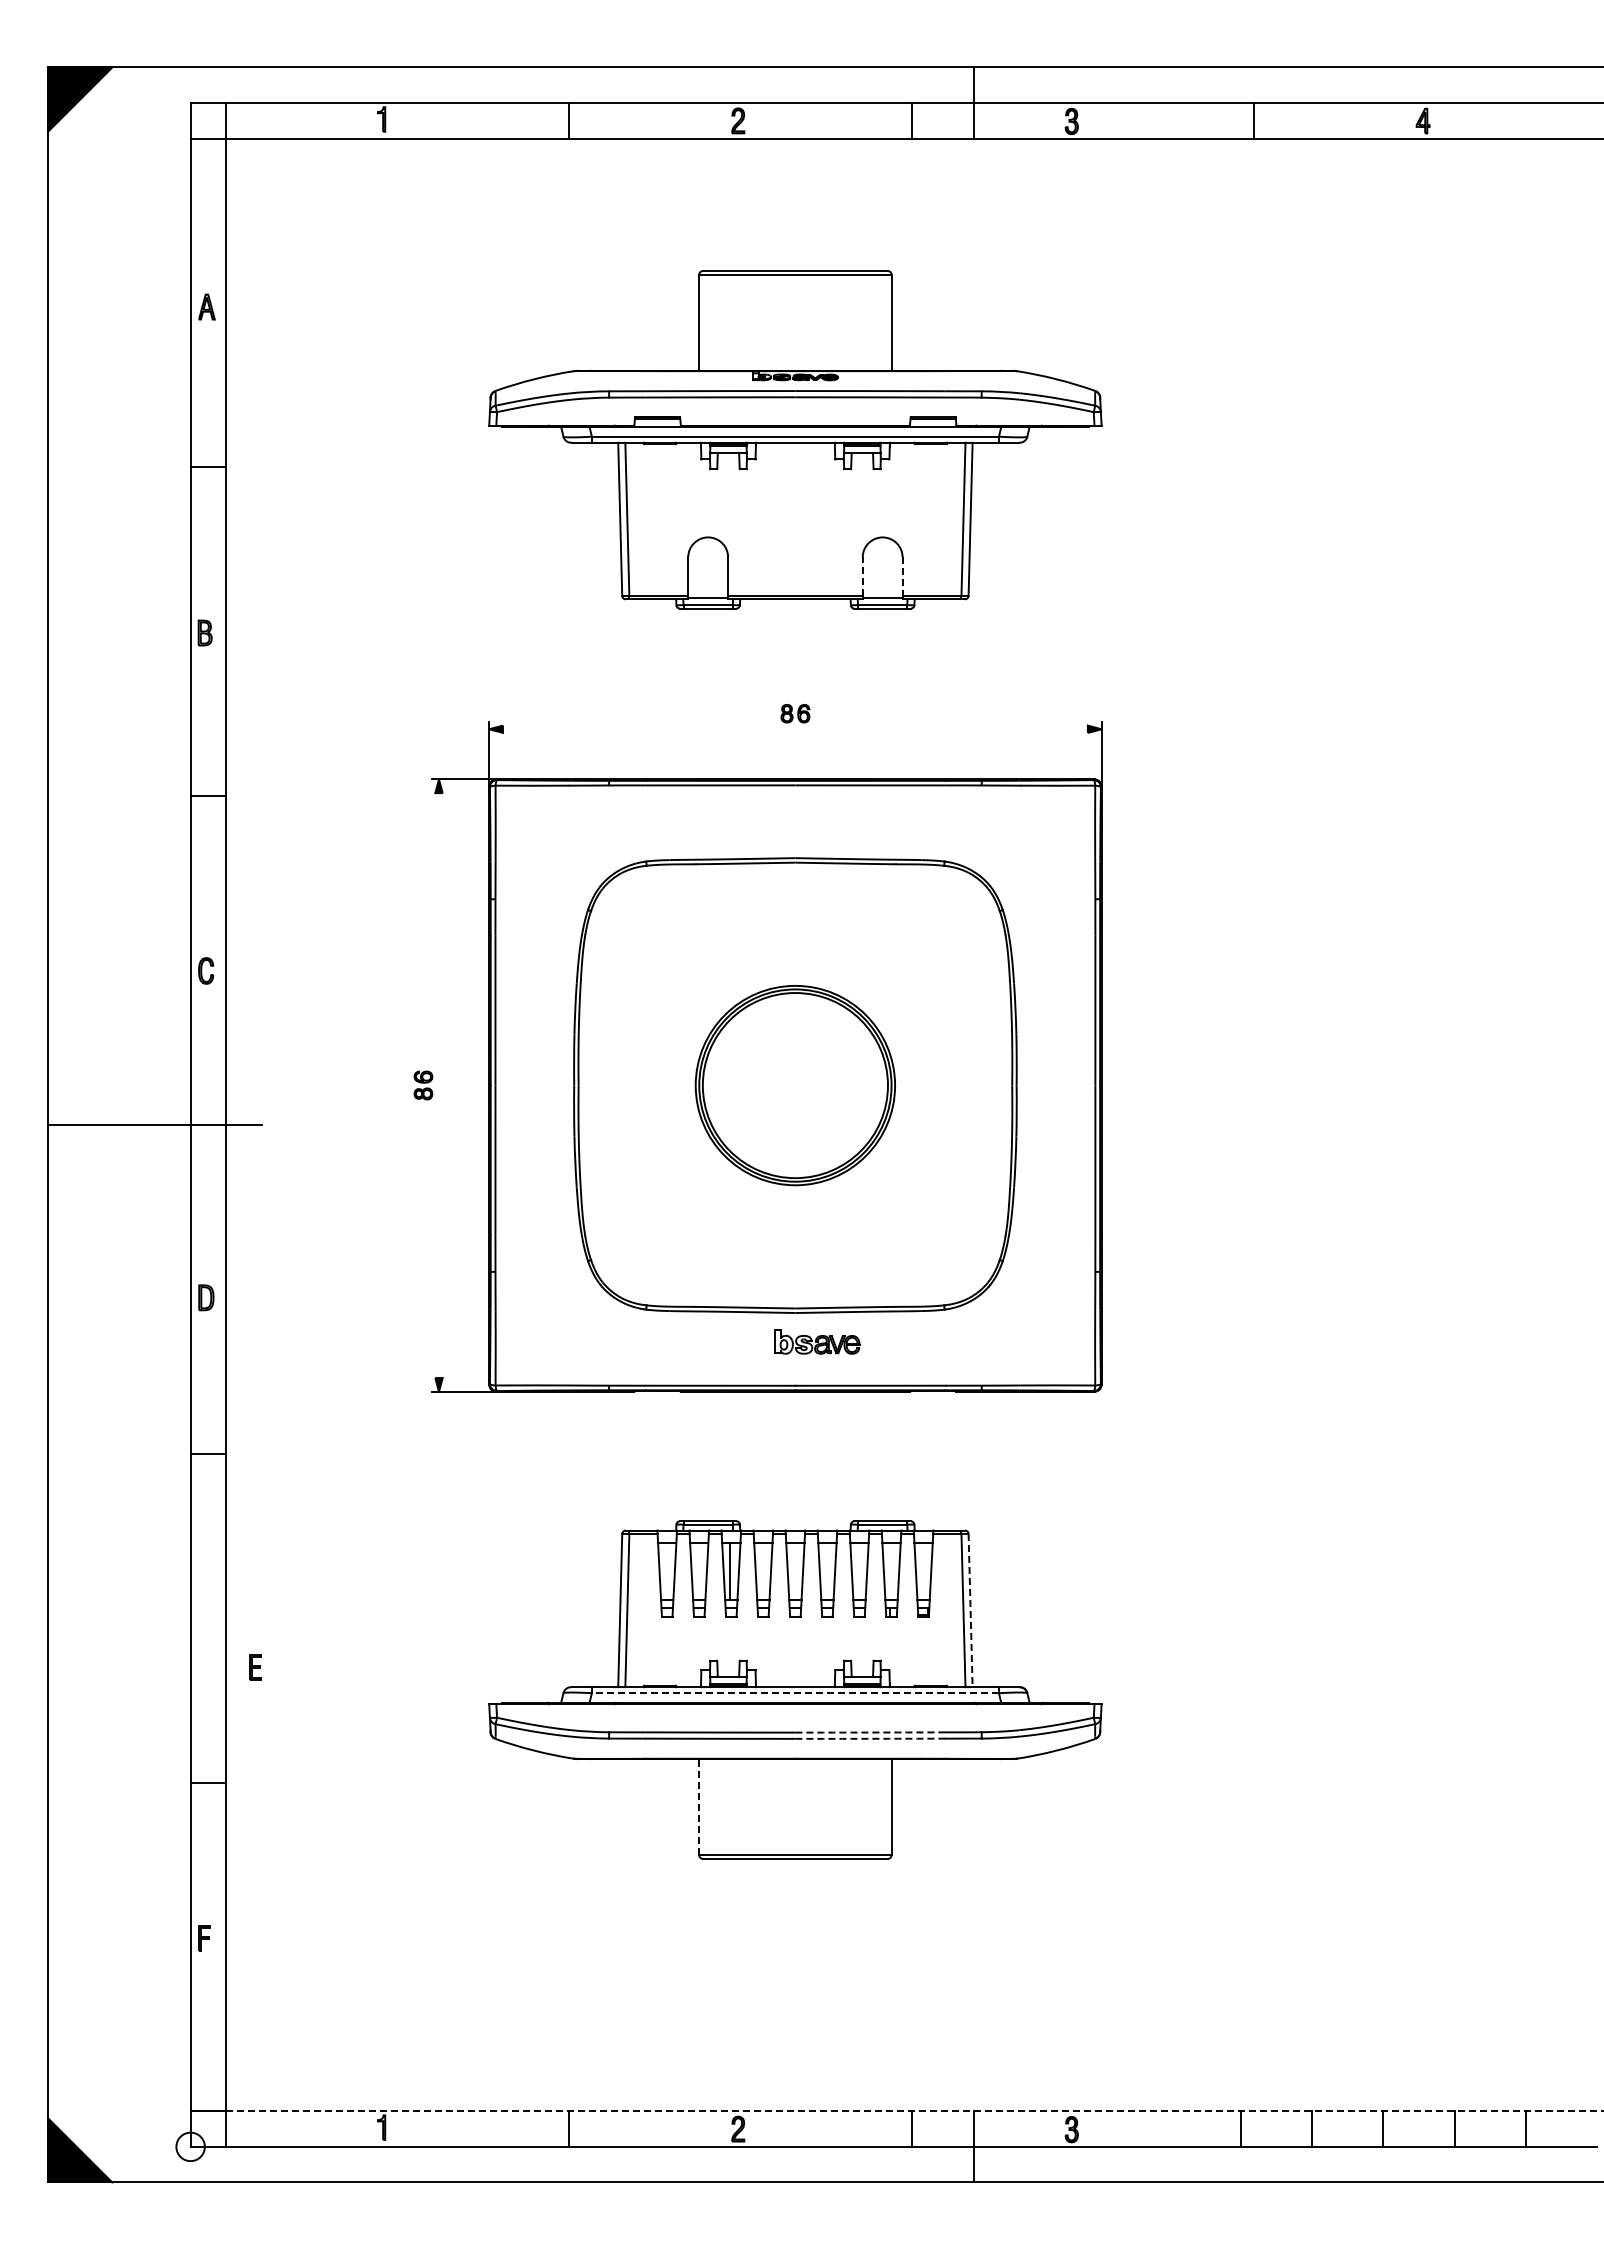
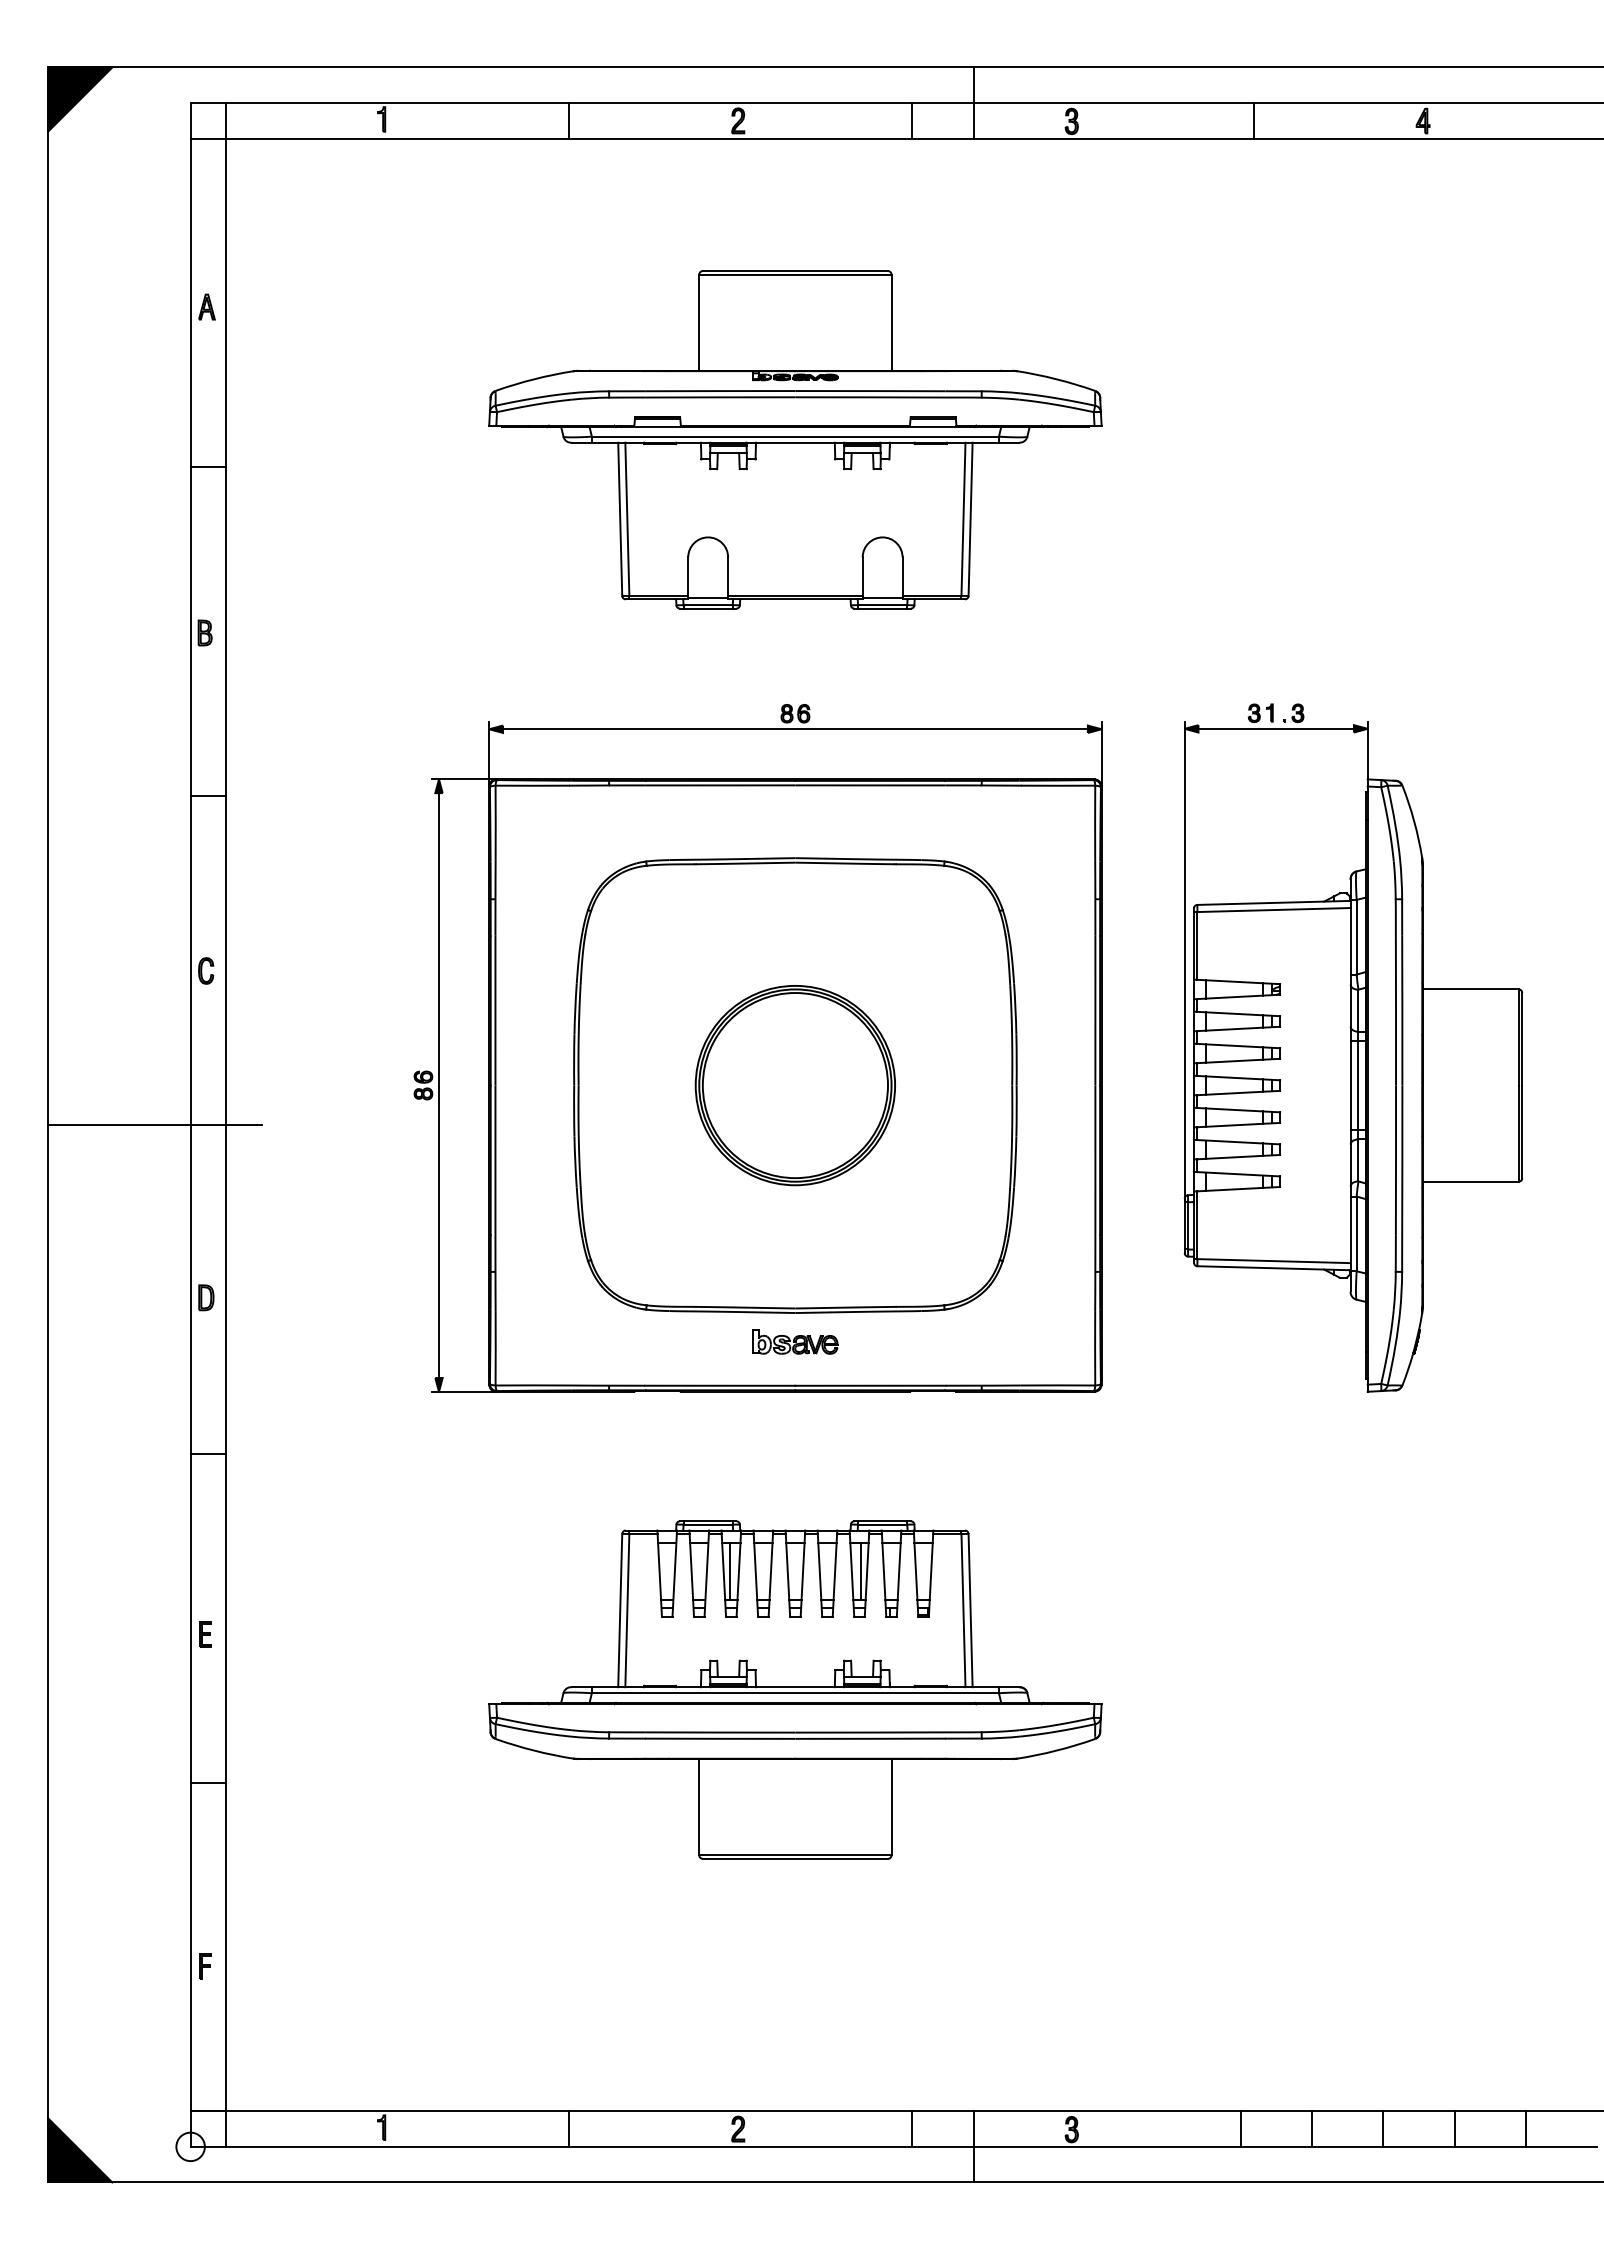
line: dashed -> solid (862, 576)
line: dashed -> solid (902, 577)
line: none -> present (794, 729)
part: none -> present (1353, 1047)
line: none -> present (438, 1085)
part position: (817, 1341) -> (795, 1341) (795, 1341)
line: none -> present (861, 1570)
line: dashed -> solid (970, 1610)
part position: (255, 1667) -> (205, 1634) (205, 1634)
line: dashed -> solid (795, 1693)
arc: dashed -> solid (870, 1732)
arc: dashed -> solid (870, 1738)
line: dashed -> solid (699, 1806)
part position: (204, 1938) -> (205, 1966) (205, 1966)
line: dashed -> solid (915, 2111)
